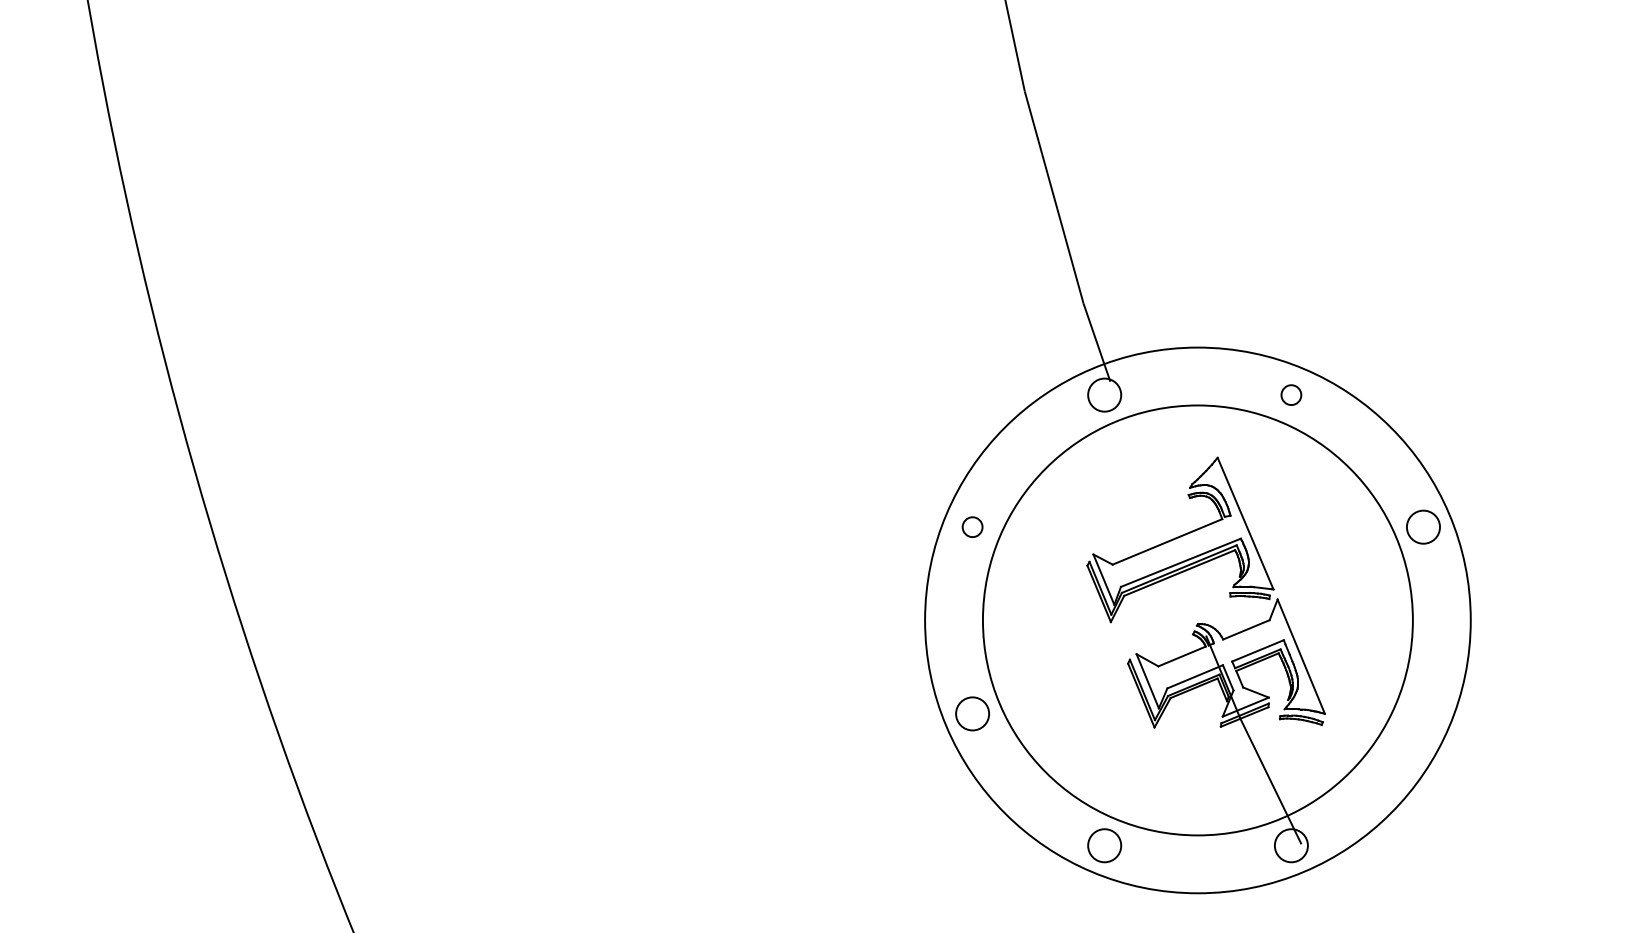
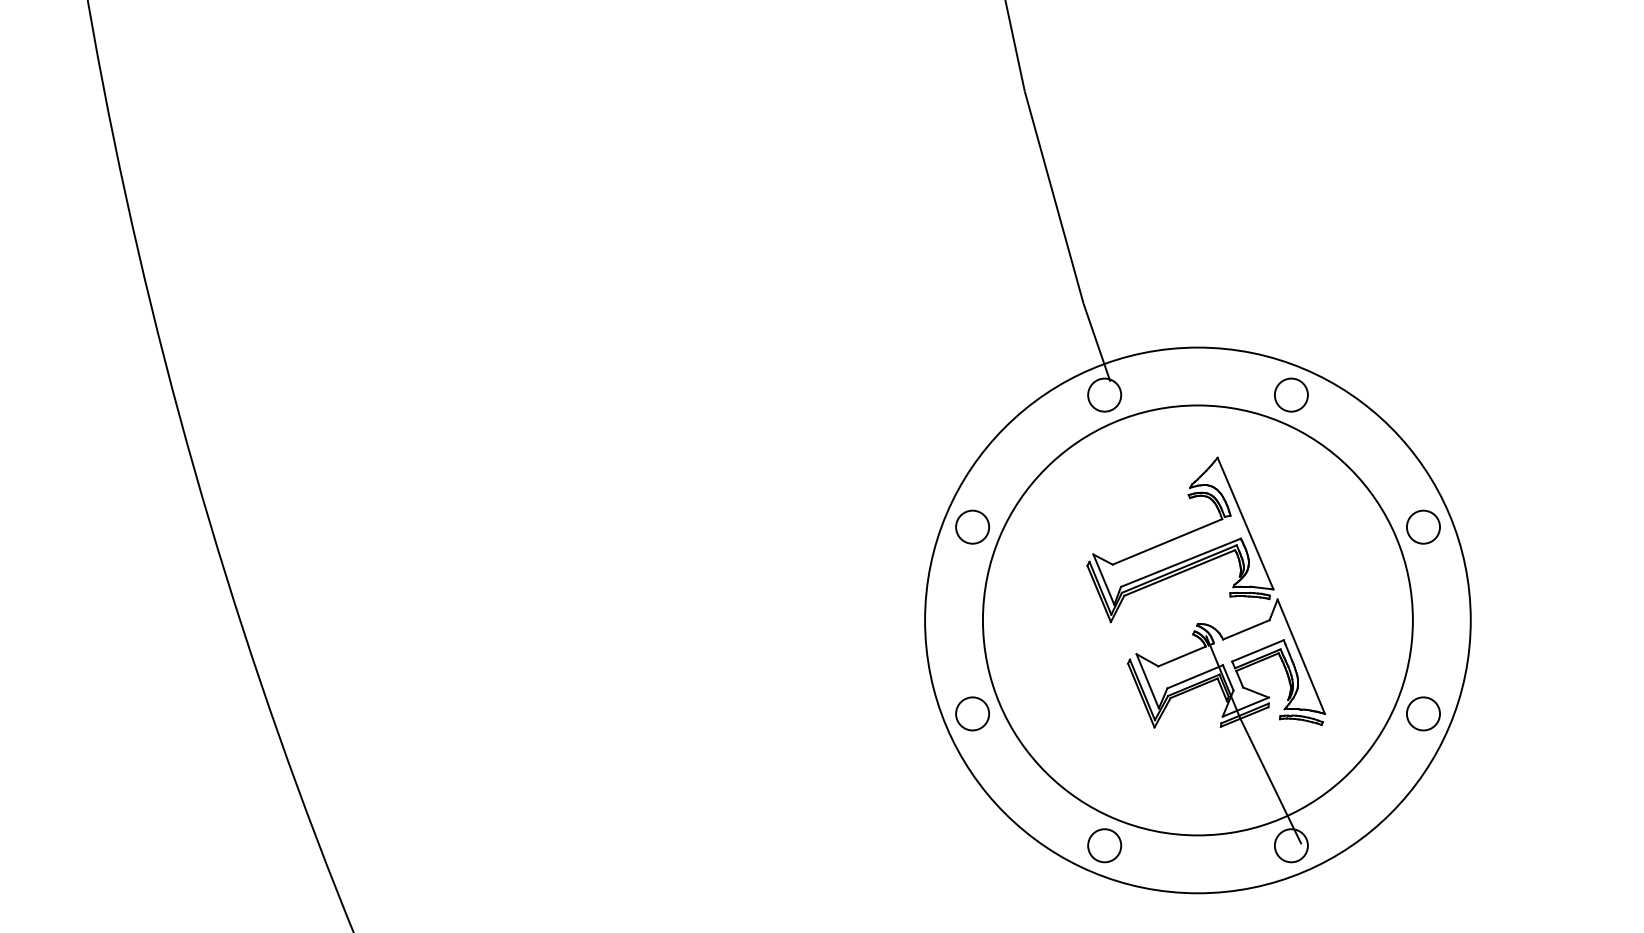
circle diameter: 20 px -> 33 px (1290, 394)
circle diameter: 20 px -> 33 px (972, 526)
circle: none -> present (1423, 713)
